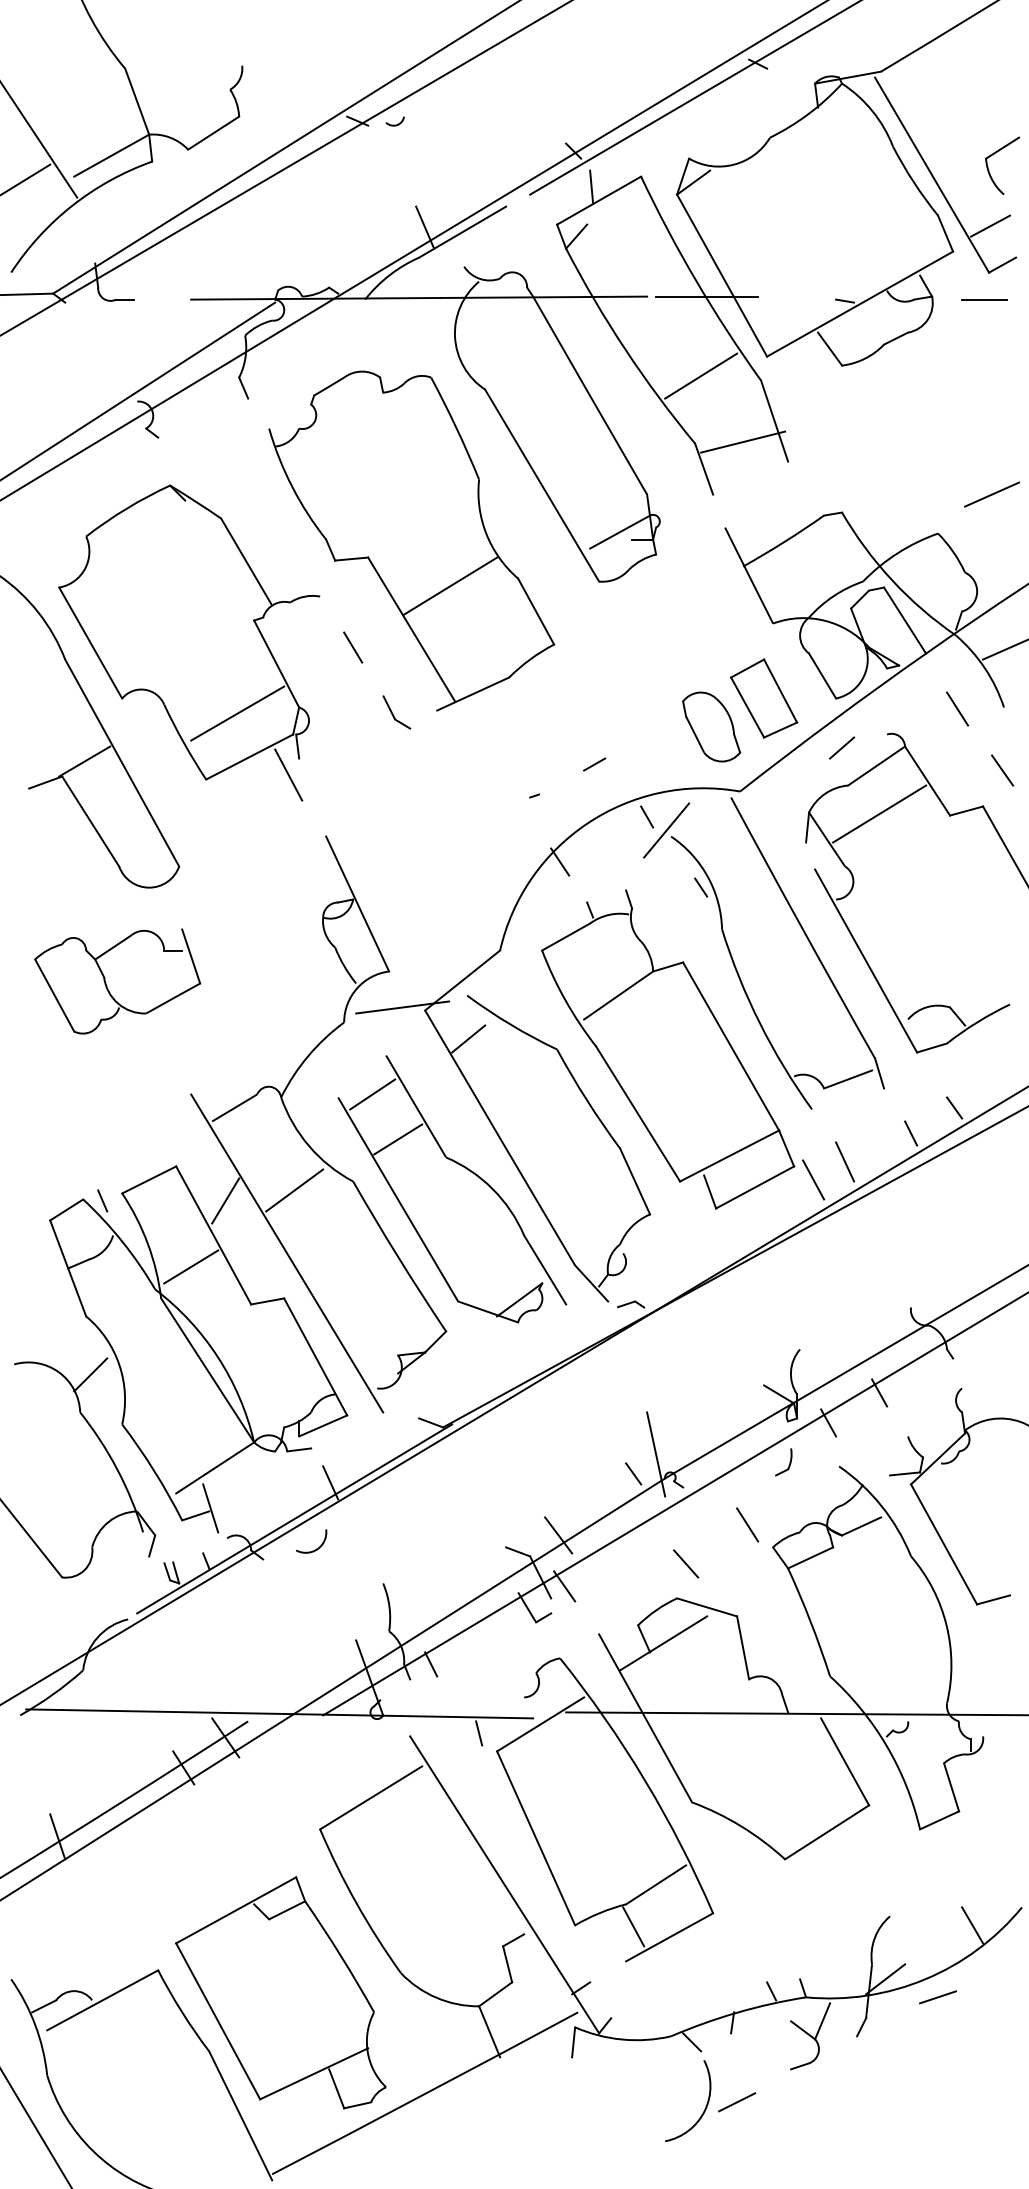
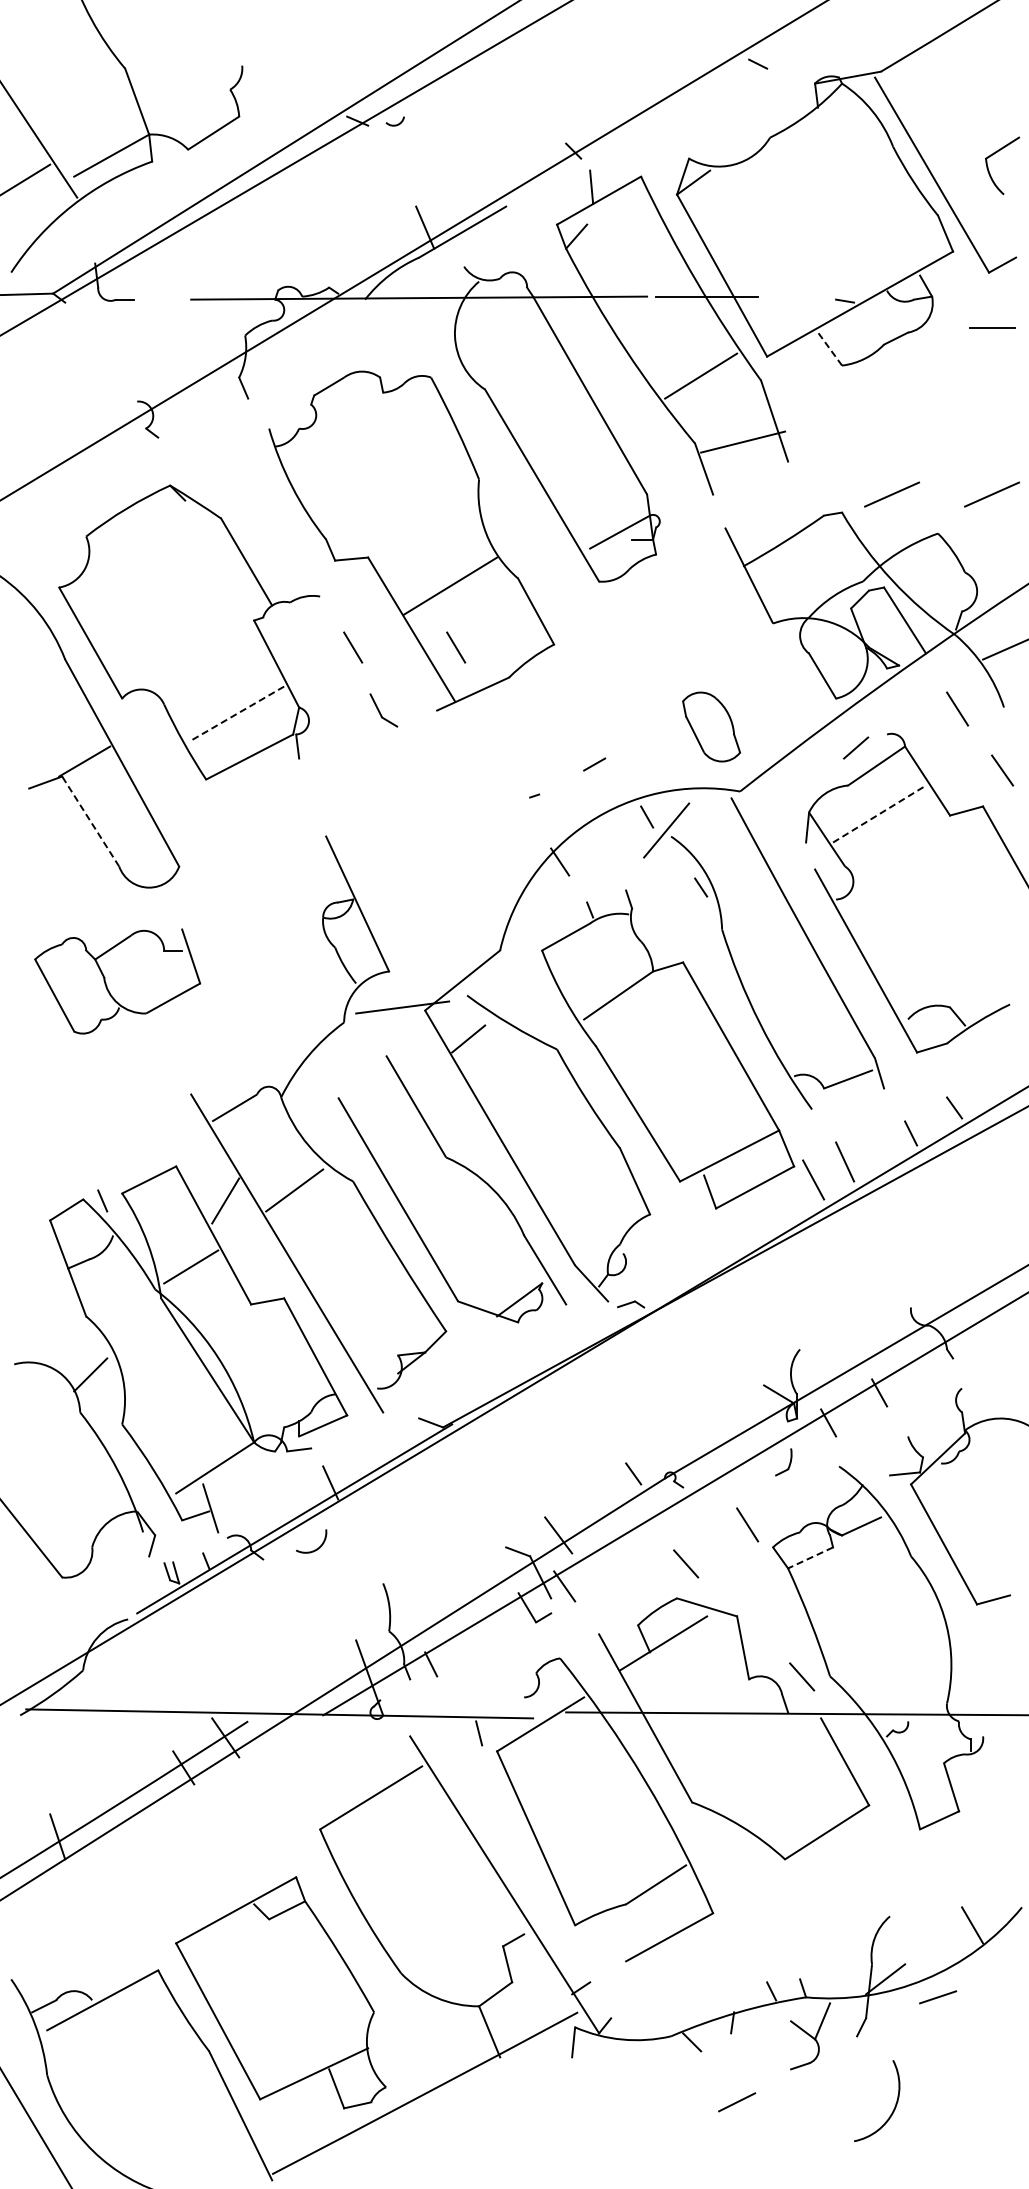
line: present -> none (693, 98)
line: present -> none (990, 225)
line position: (984, 299) -> (992, 327) (992, 327)
line: solid -> dashed (829, 348)
line: present -> none (138, 390)
line: none -> present (891, 494)
line: none -> present (456, 647)
part: present -> none (764, 698)
part position: (396, 712) -> (383, 710) (383, 710)
line: solid -> dashed (237, 713)
line position: (842, 747) -> (856, 747) (856, 747)
line: present -> none (288, 774)
line: solid -> dashed (879, 814)
line: solid -> dashed (90, 821)
line: present -> none (372, 1094)
line: present -> none (398, 1139)
line: present -> none (656, 1454)
line: solid -> dashed (810, 1557)
line: none -> present (802, 1676)
line: present -> none (633, 1926)
arc position: (704, 2108) -> (893, 2108) (893, 2108)
